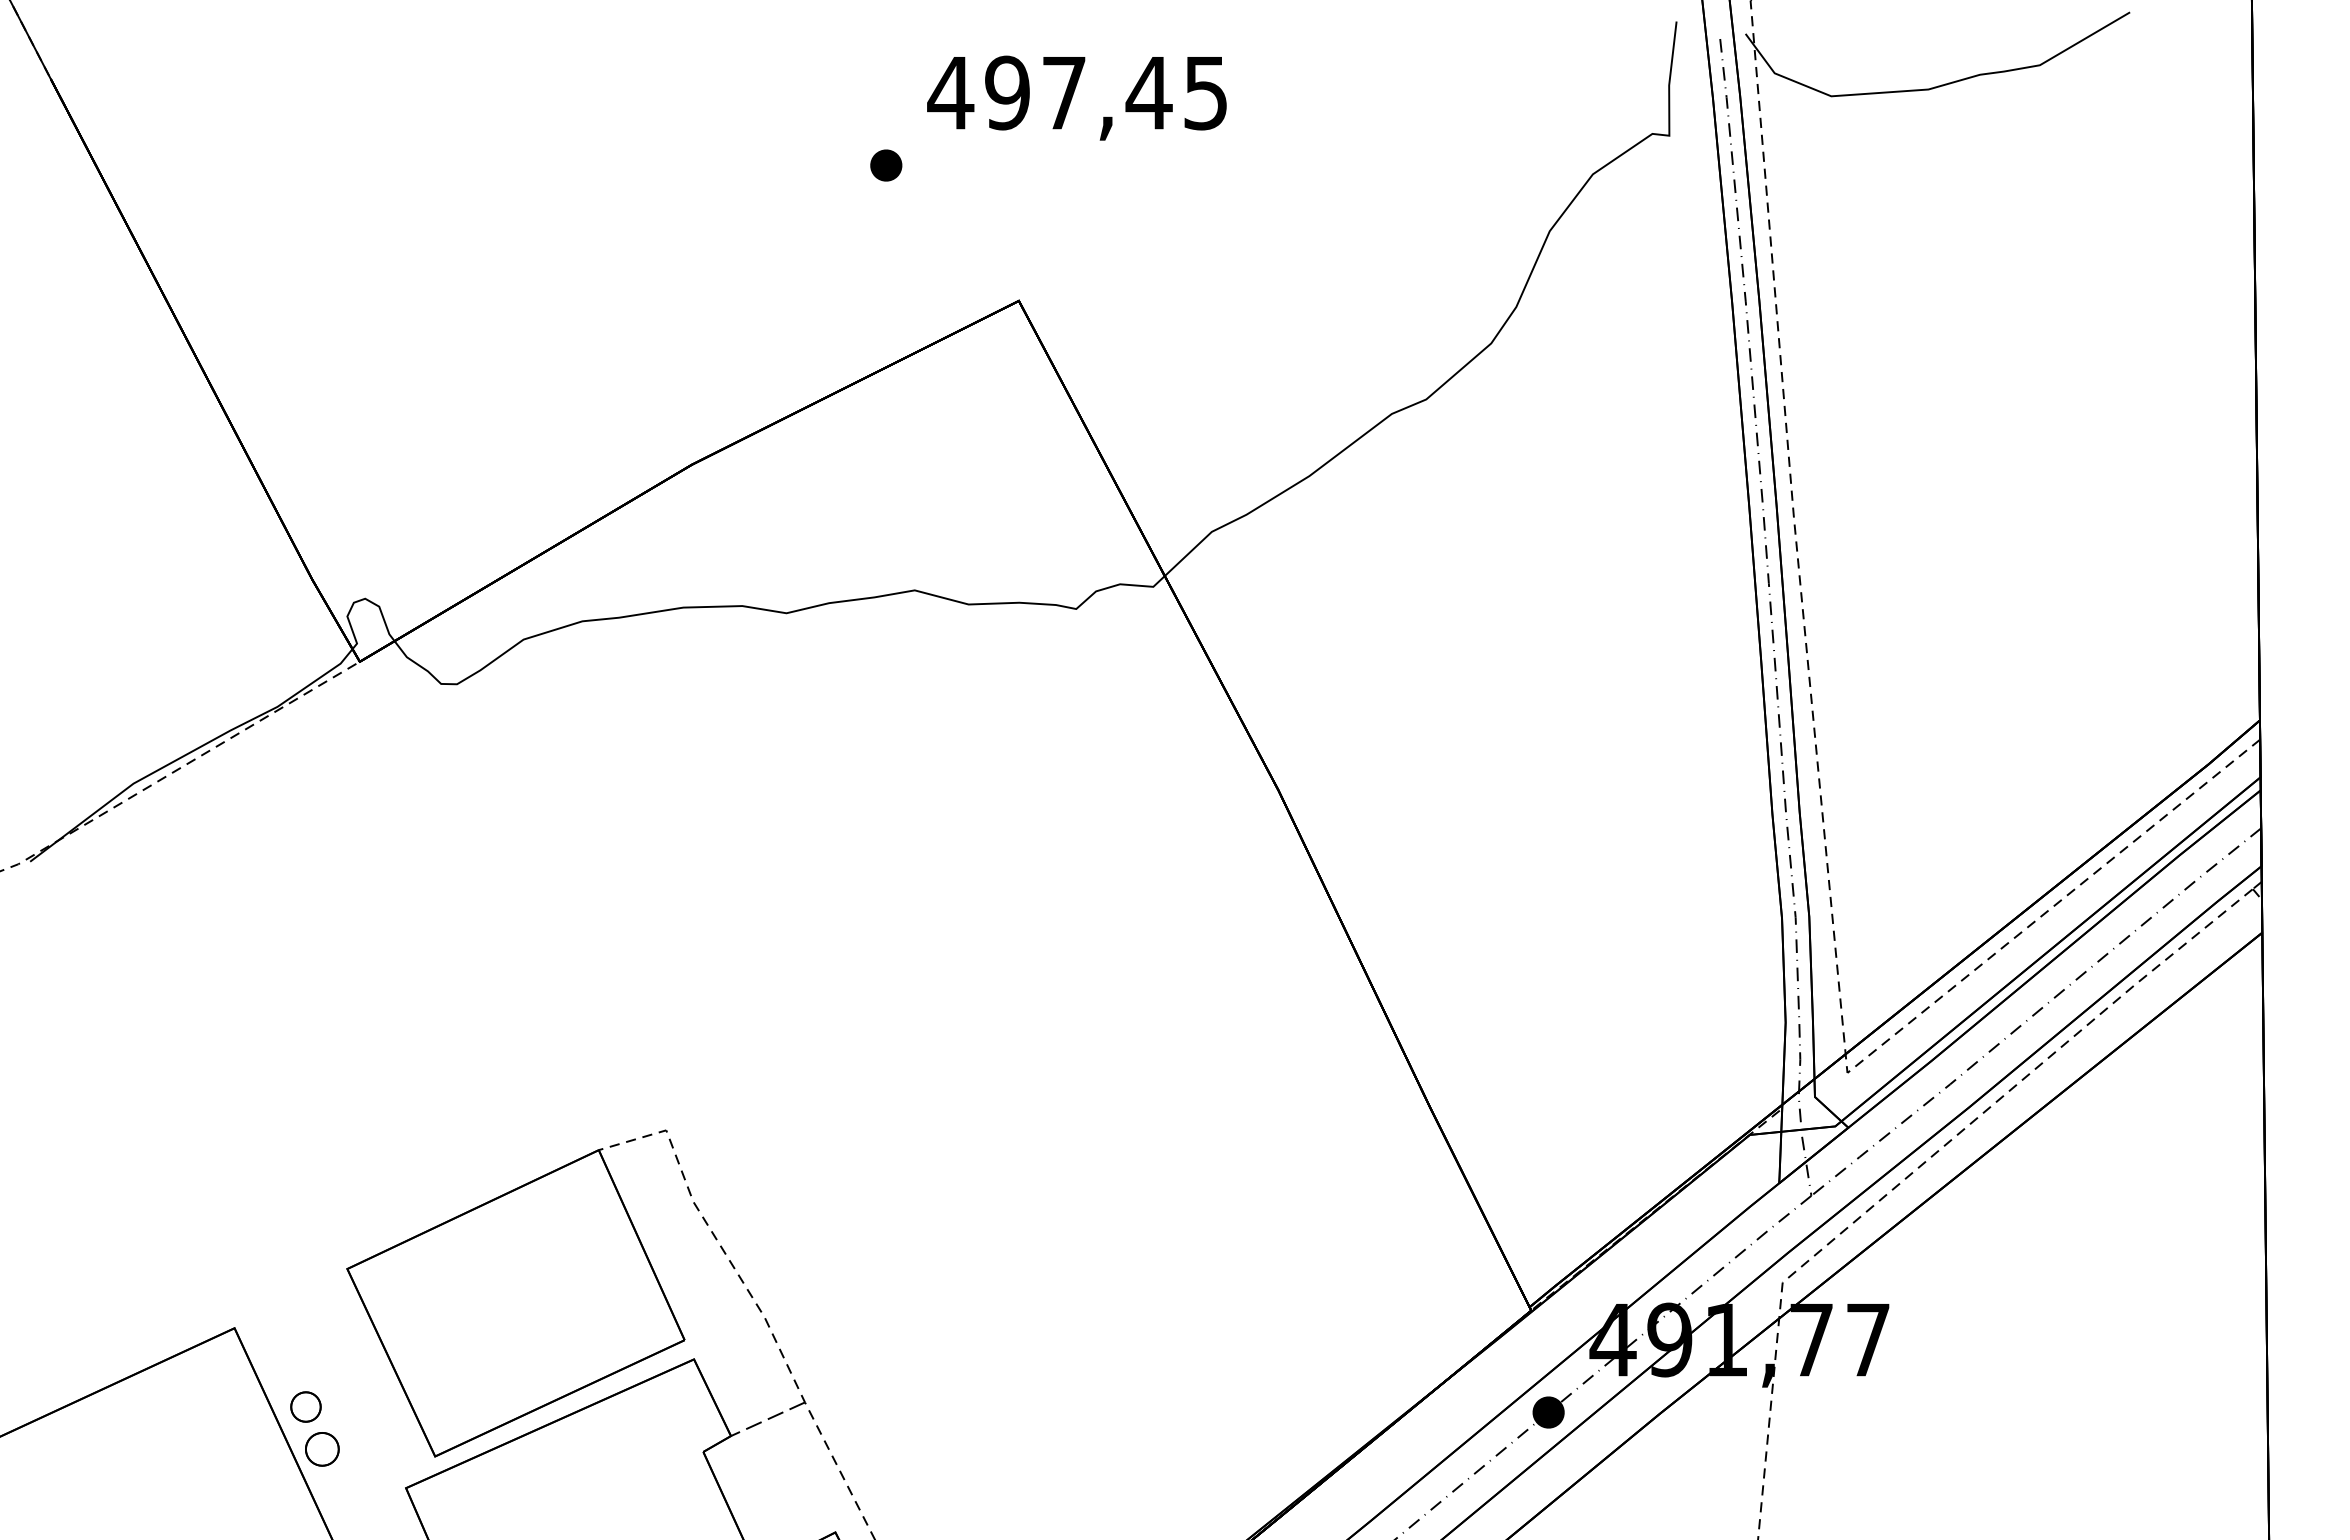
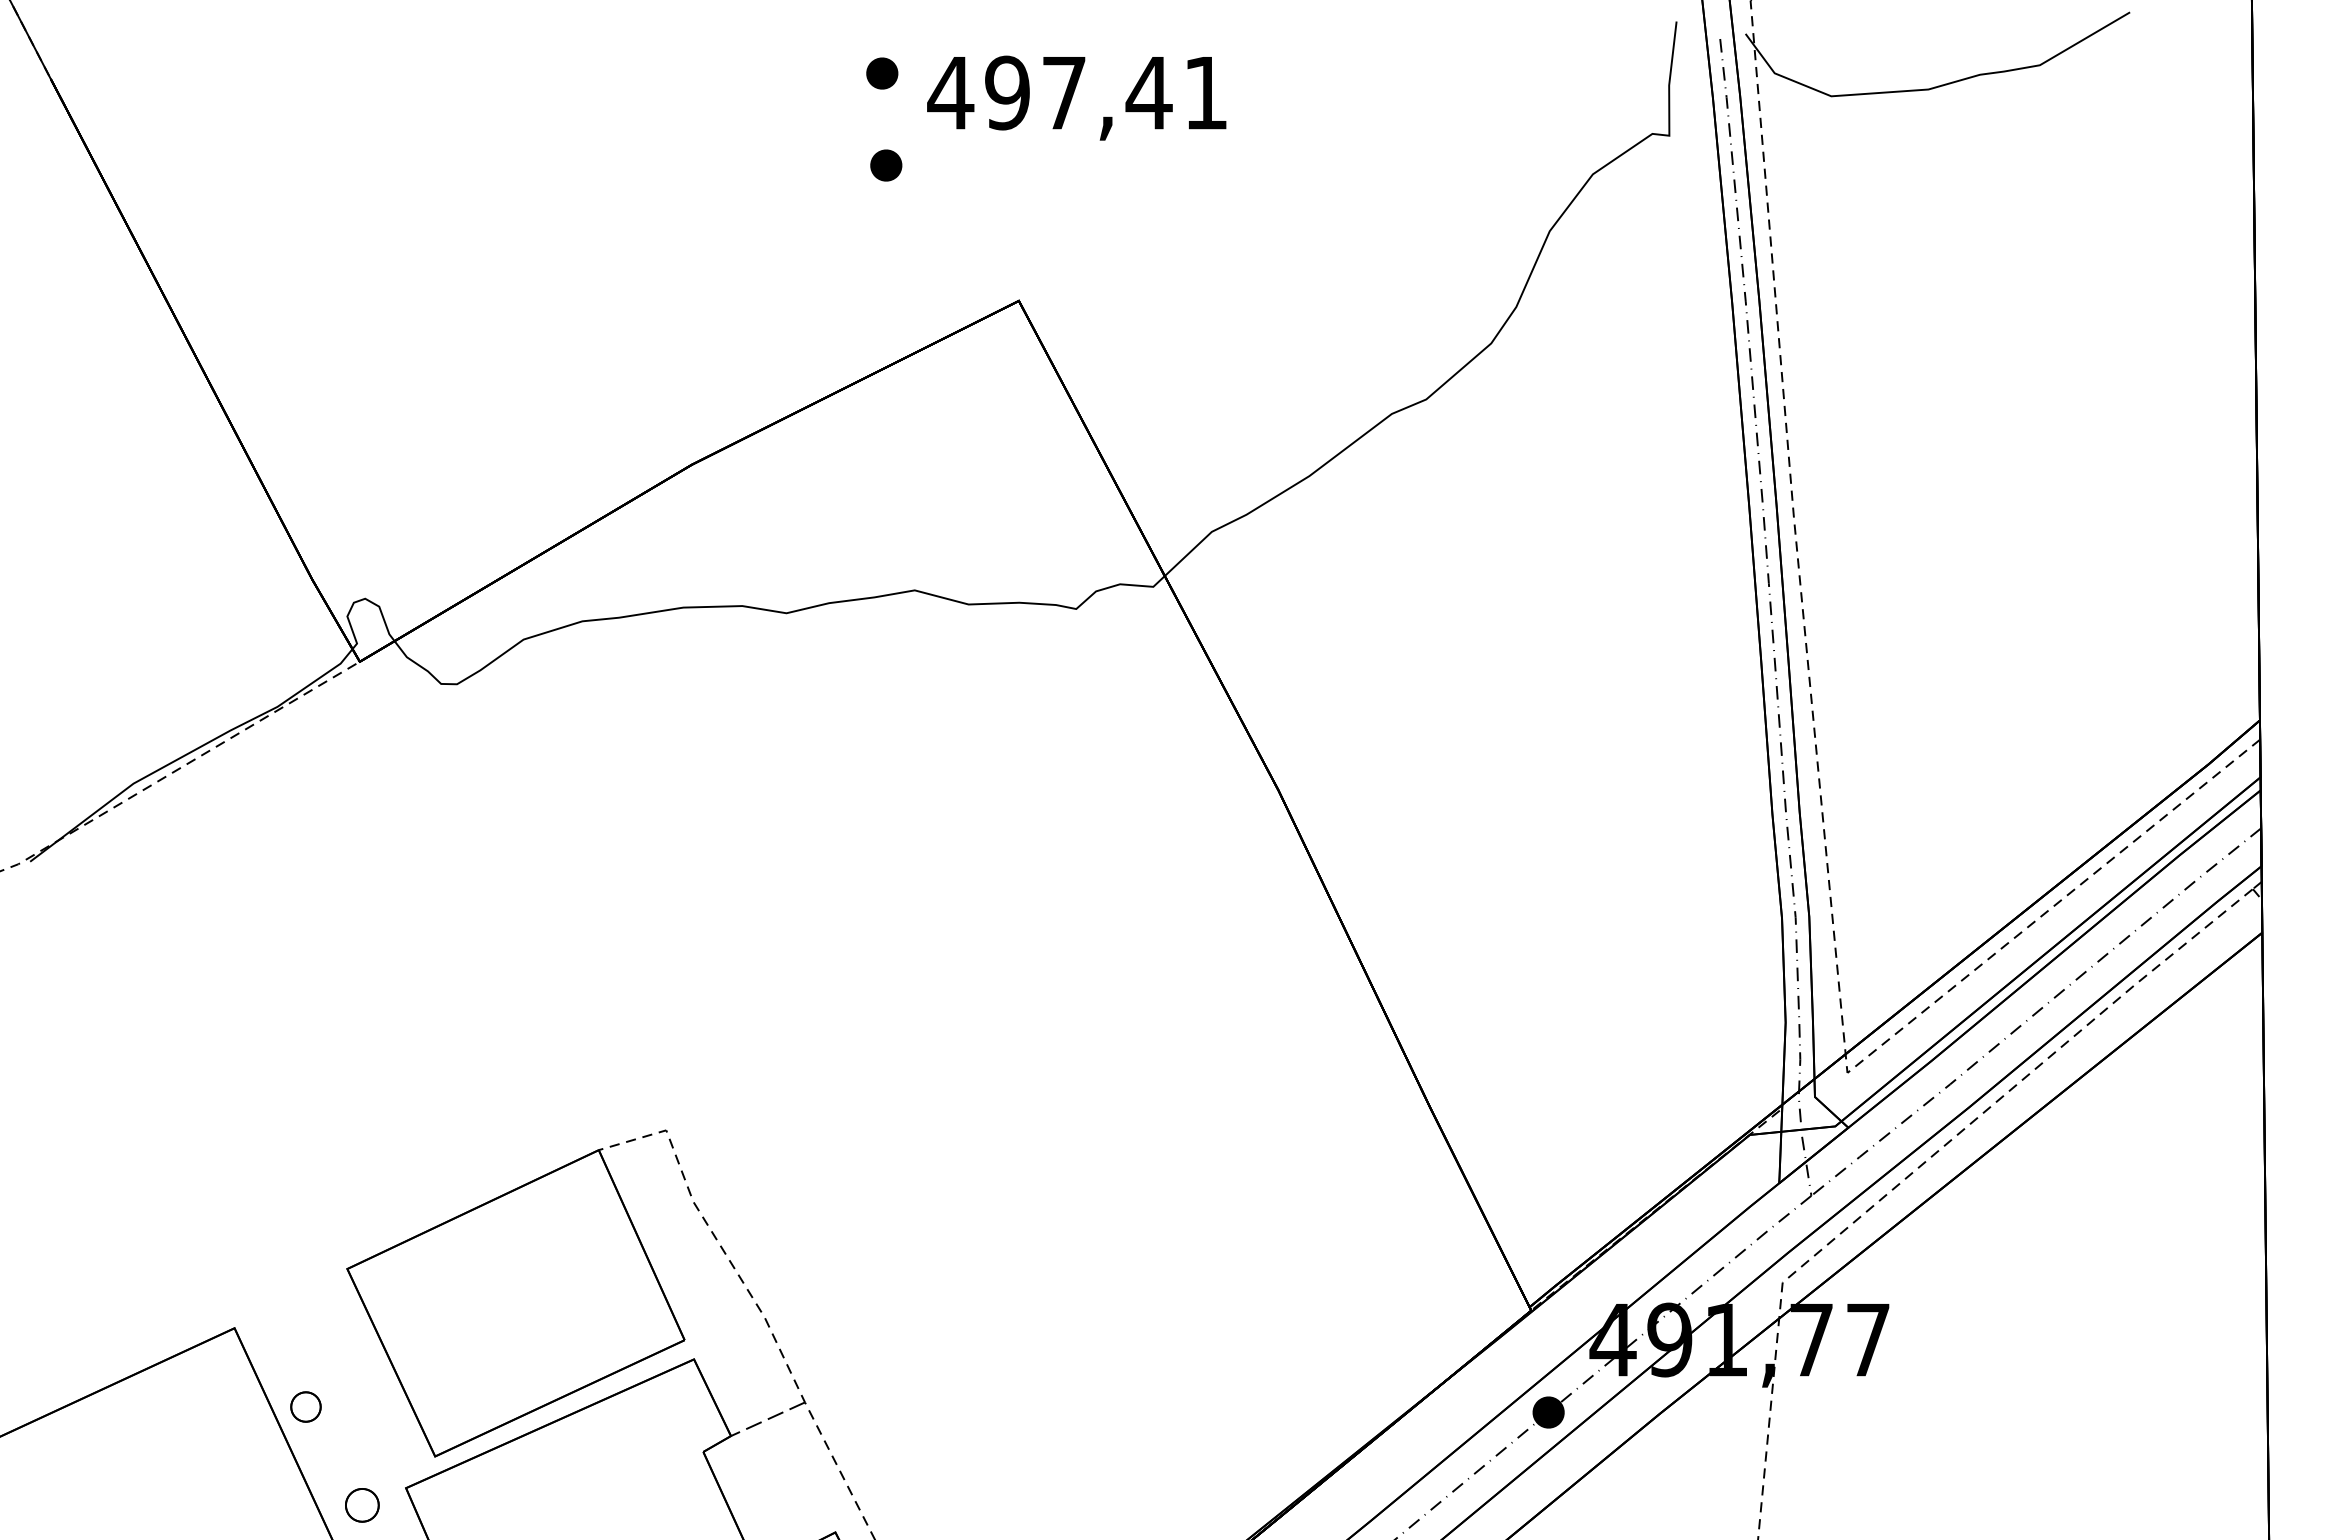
part: none -> present (882, 73)
text: 497,45 -> 497,41 (1205, 93)
part position: (322, 1449) -> (362, 1505) (362, 1505)
